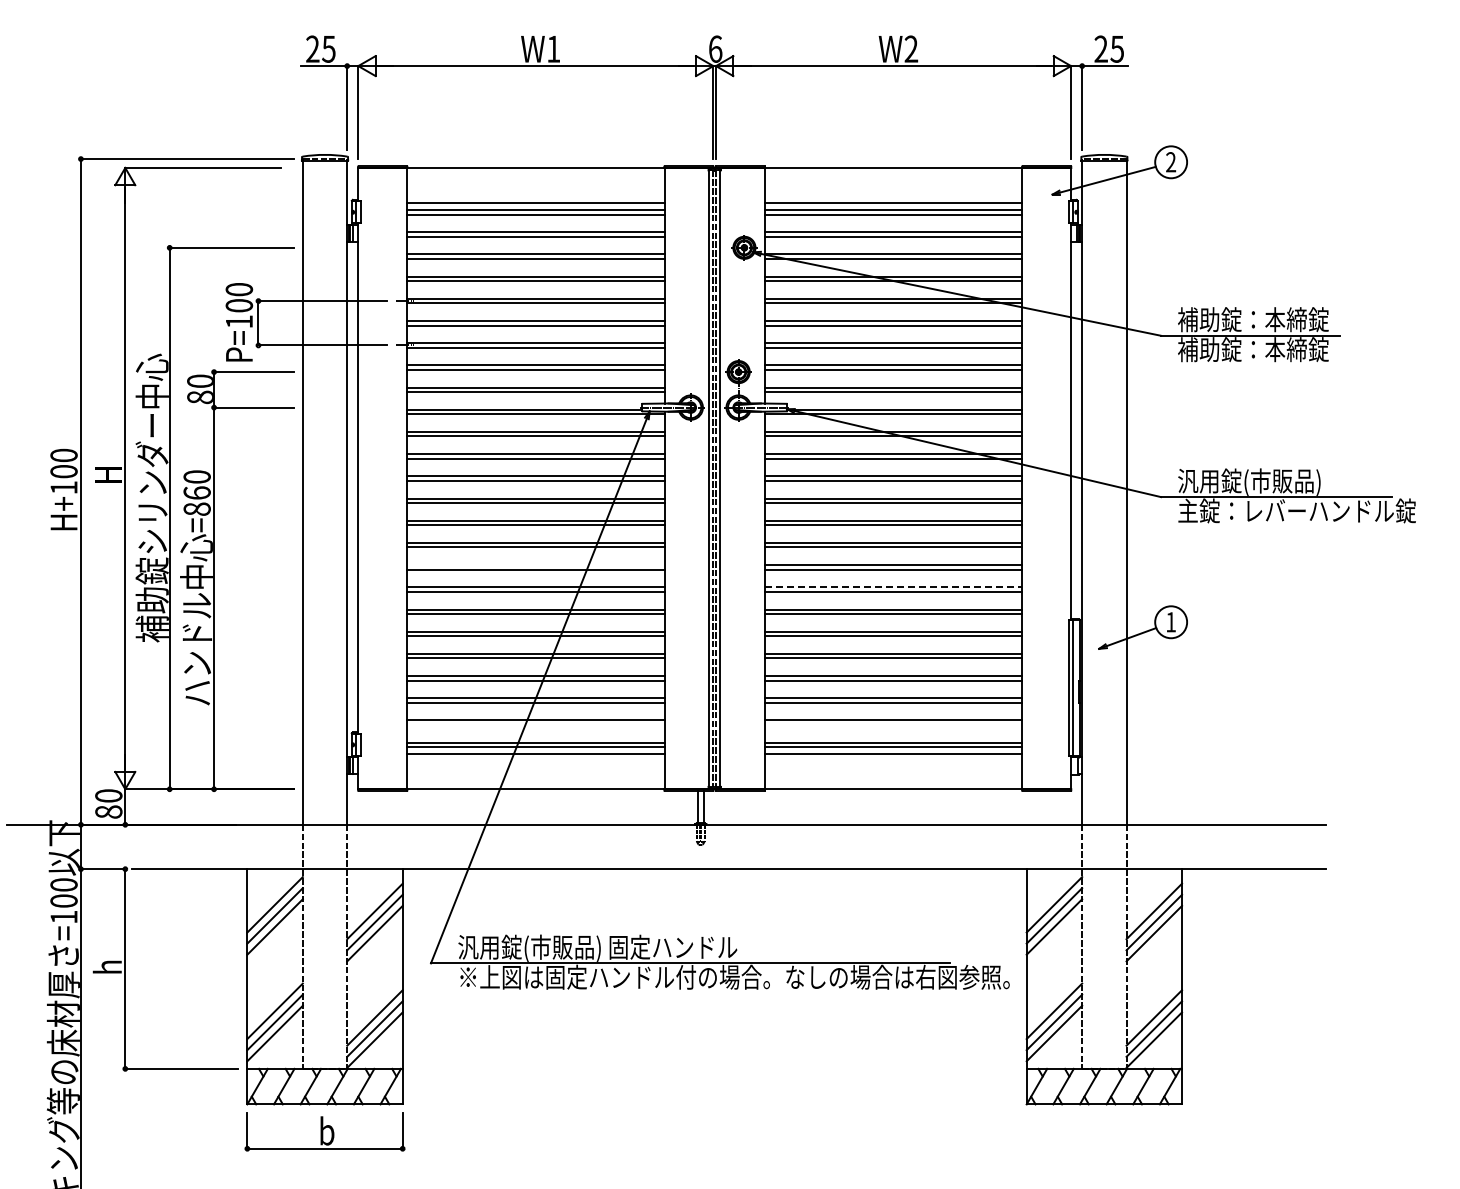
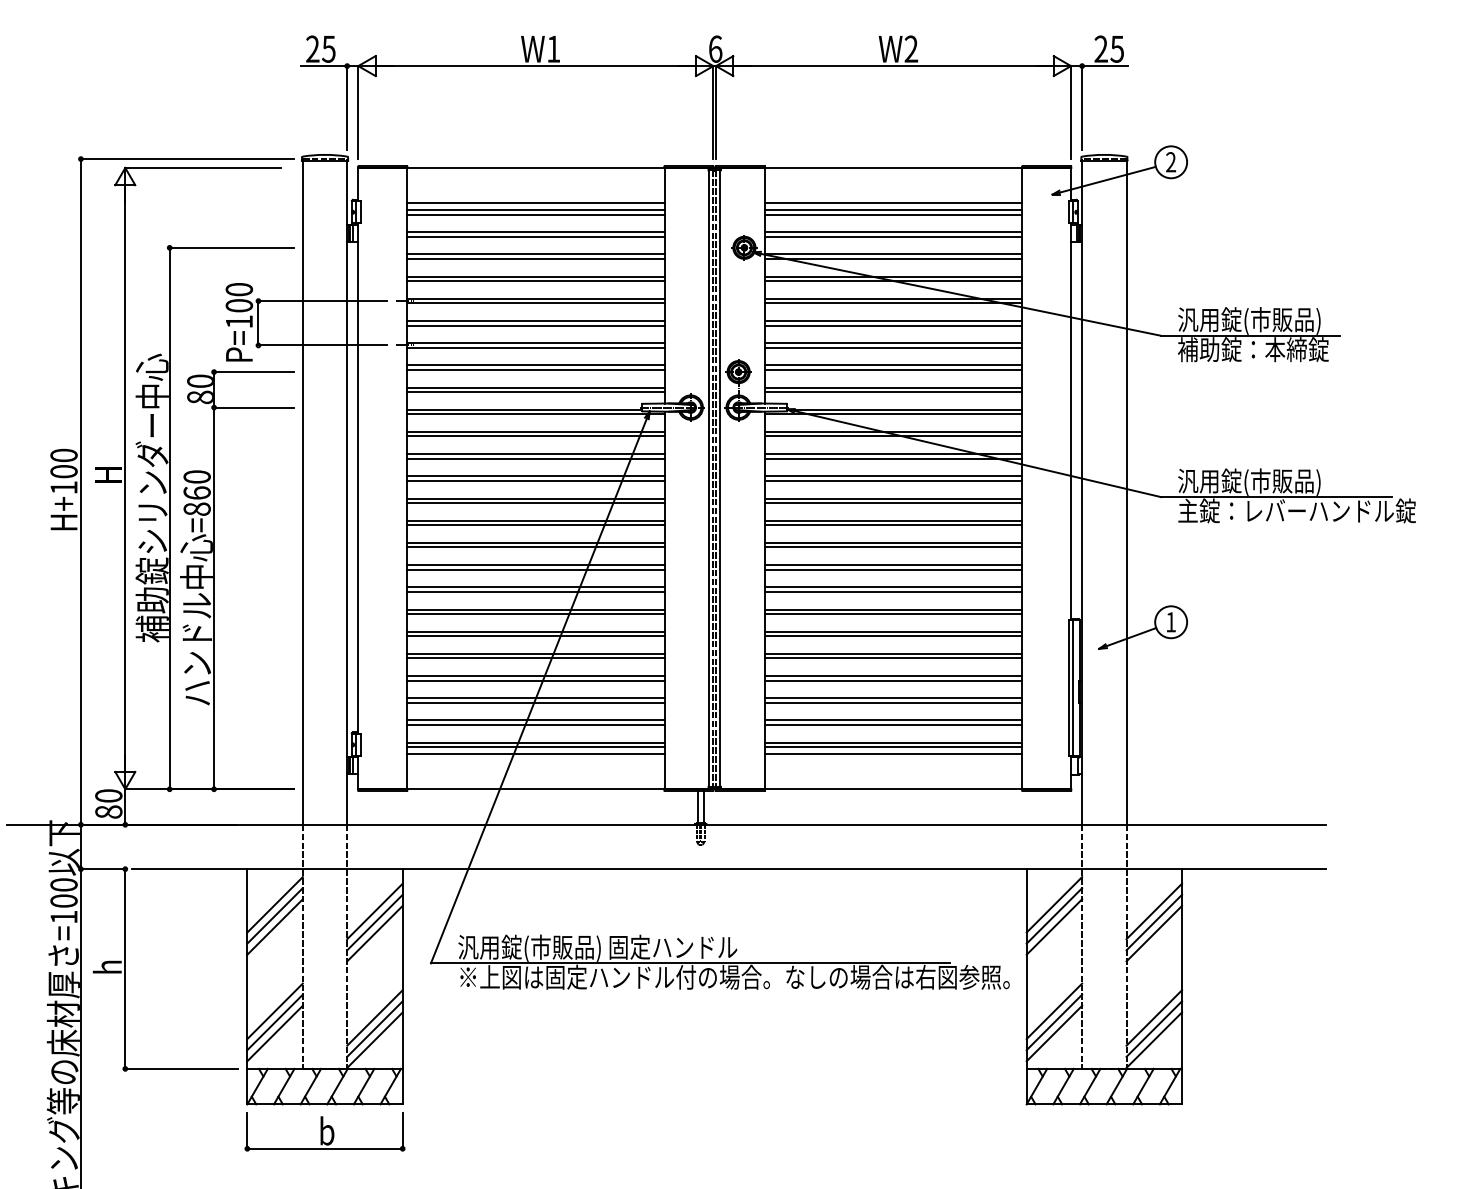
text: 補助錠：本締錠 -> 汎用錠(市販品) (1253, 320)
line: none -> present (535, 565)
line: dashed -> solid (893, 587)
line: none -> present (535, 724)
line: none -> present (893, 724)
